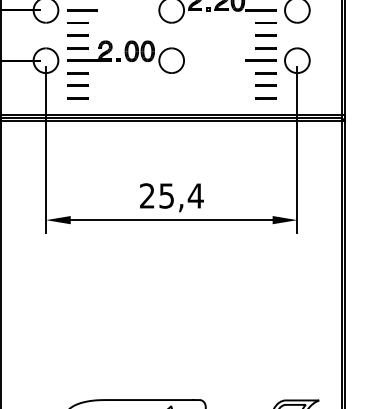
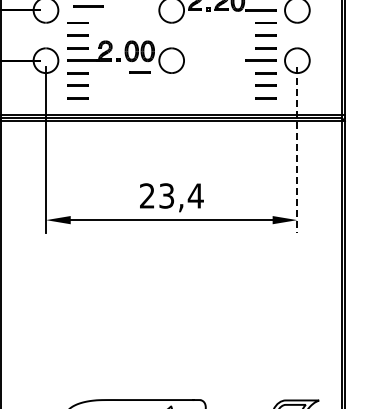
line position: (82, 10) -> (88, 6) (88, 6)
line: none -> present (139, 72)
line: solid -> dashed (297, 149)
text: 25,4 -> 23,4 (167, 195)
